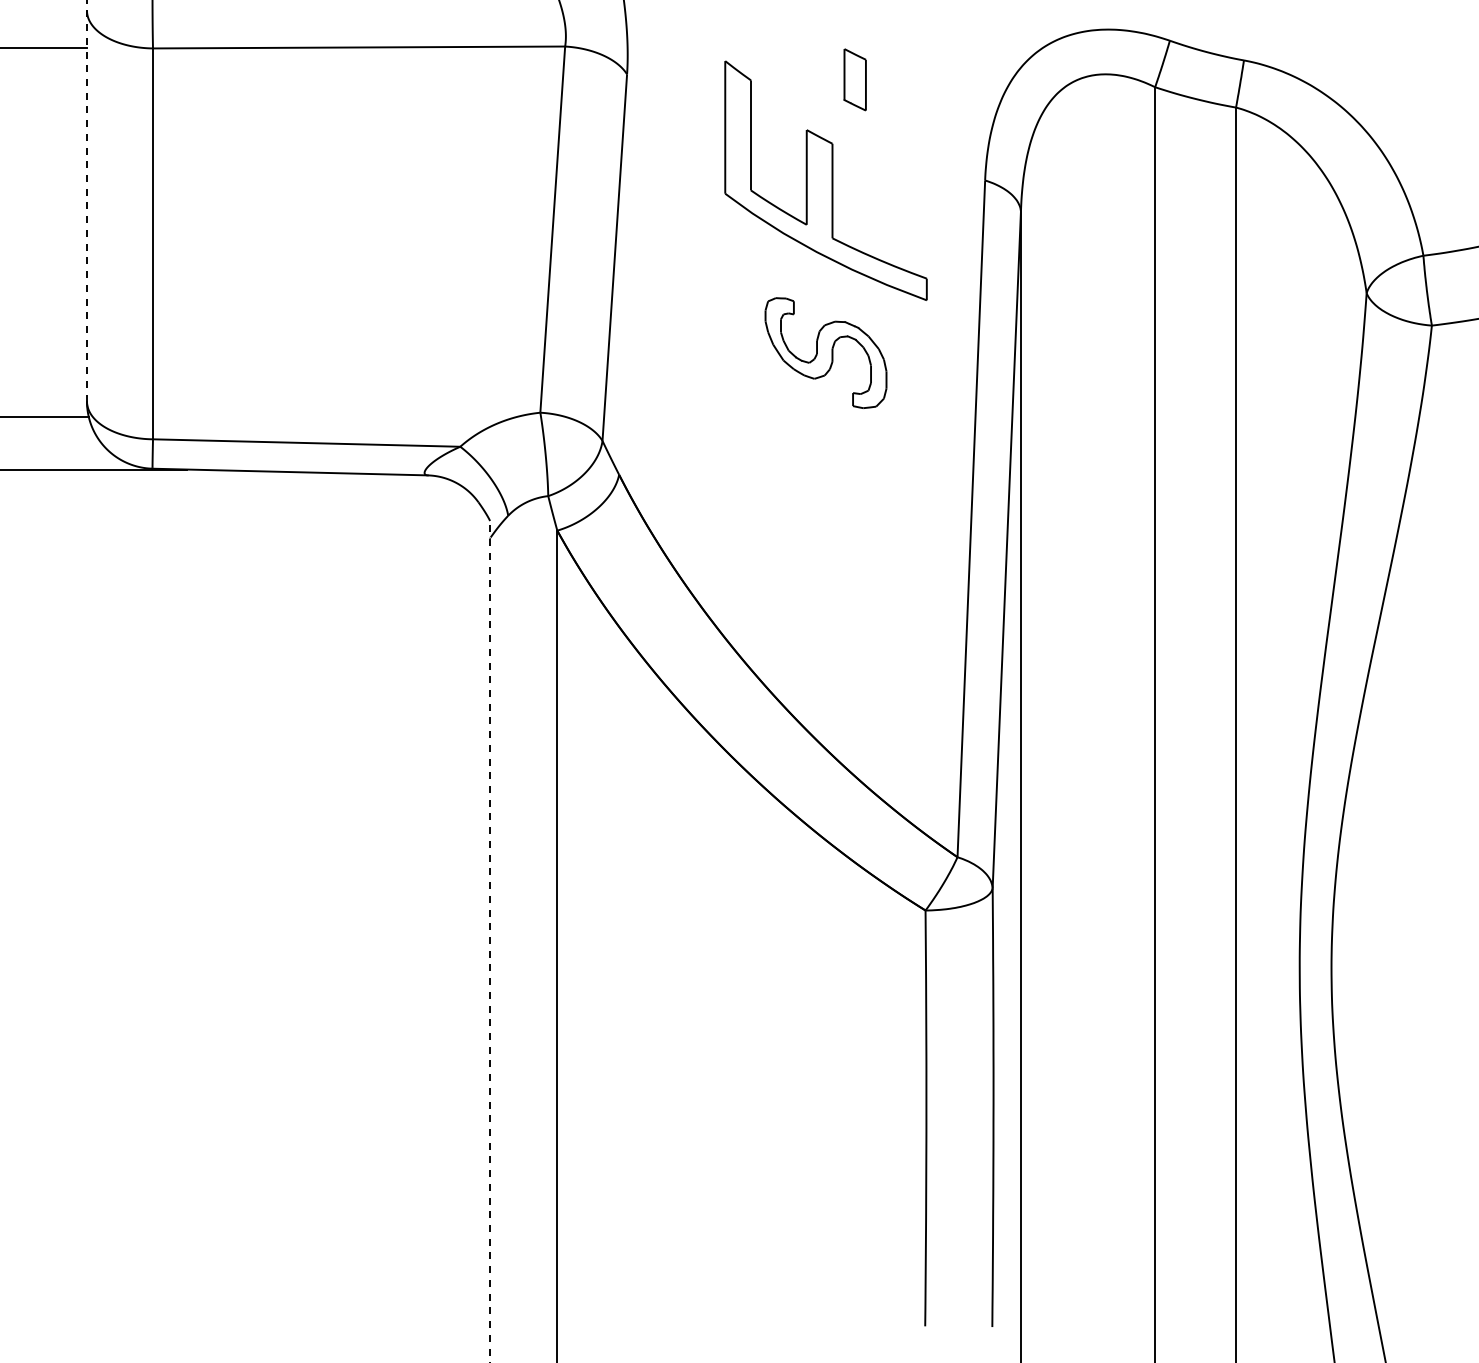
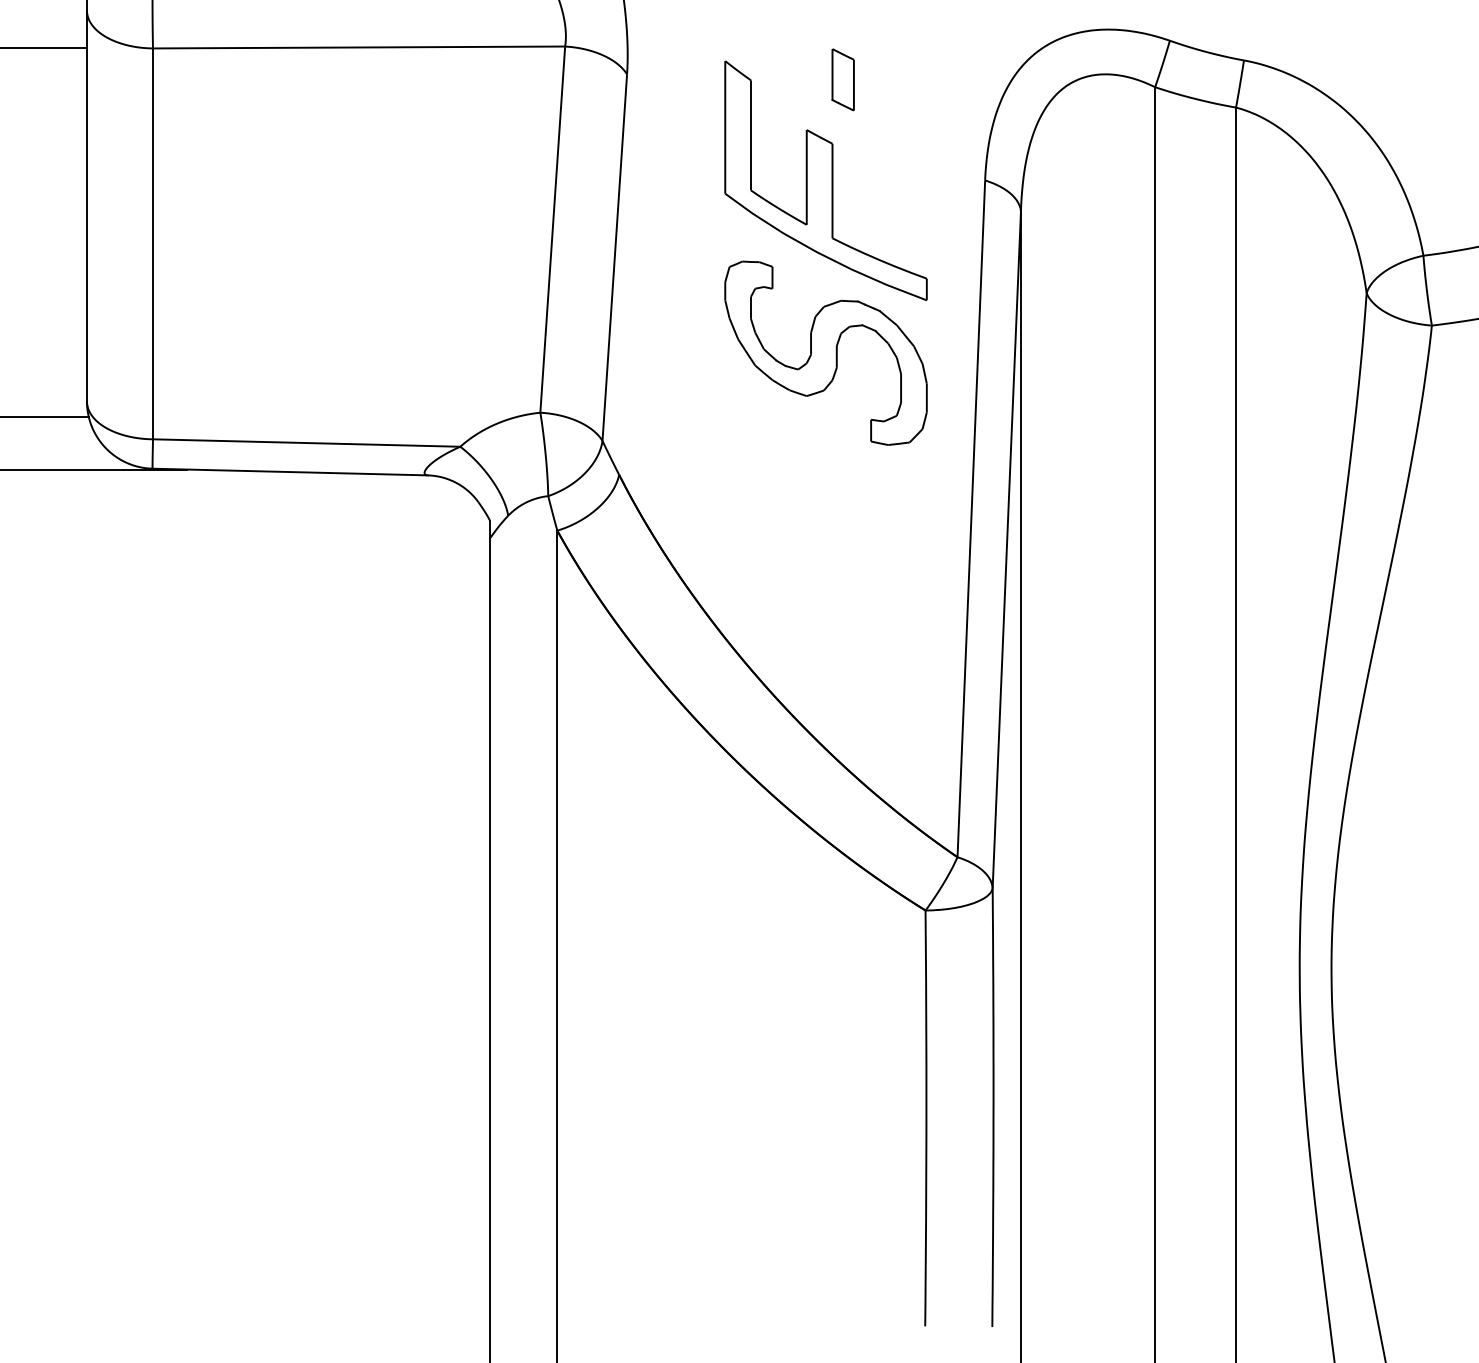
part position: (854, 79) -> (842, 79) (842, 79)
line: dashed -> solid (87, 200)
part size: 124x112 px -> 204x186 px (825, 352)
line: dashed -> solid (490, 941)
